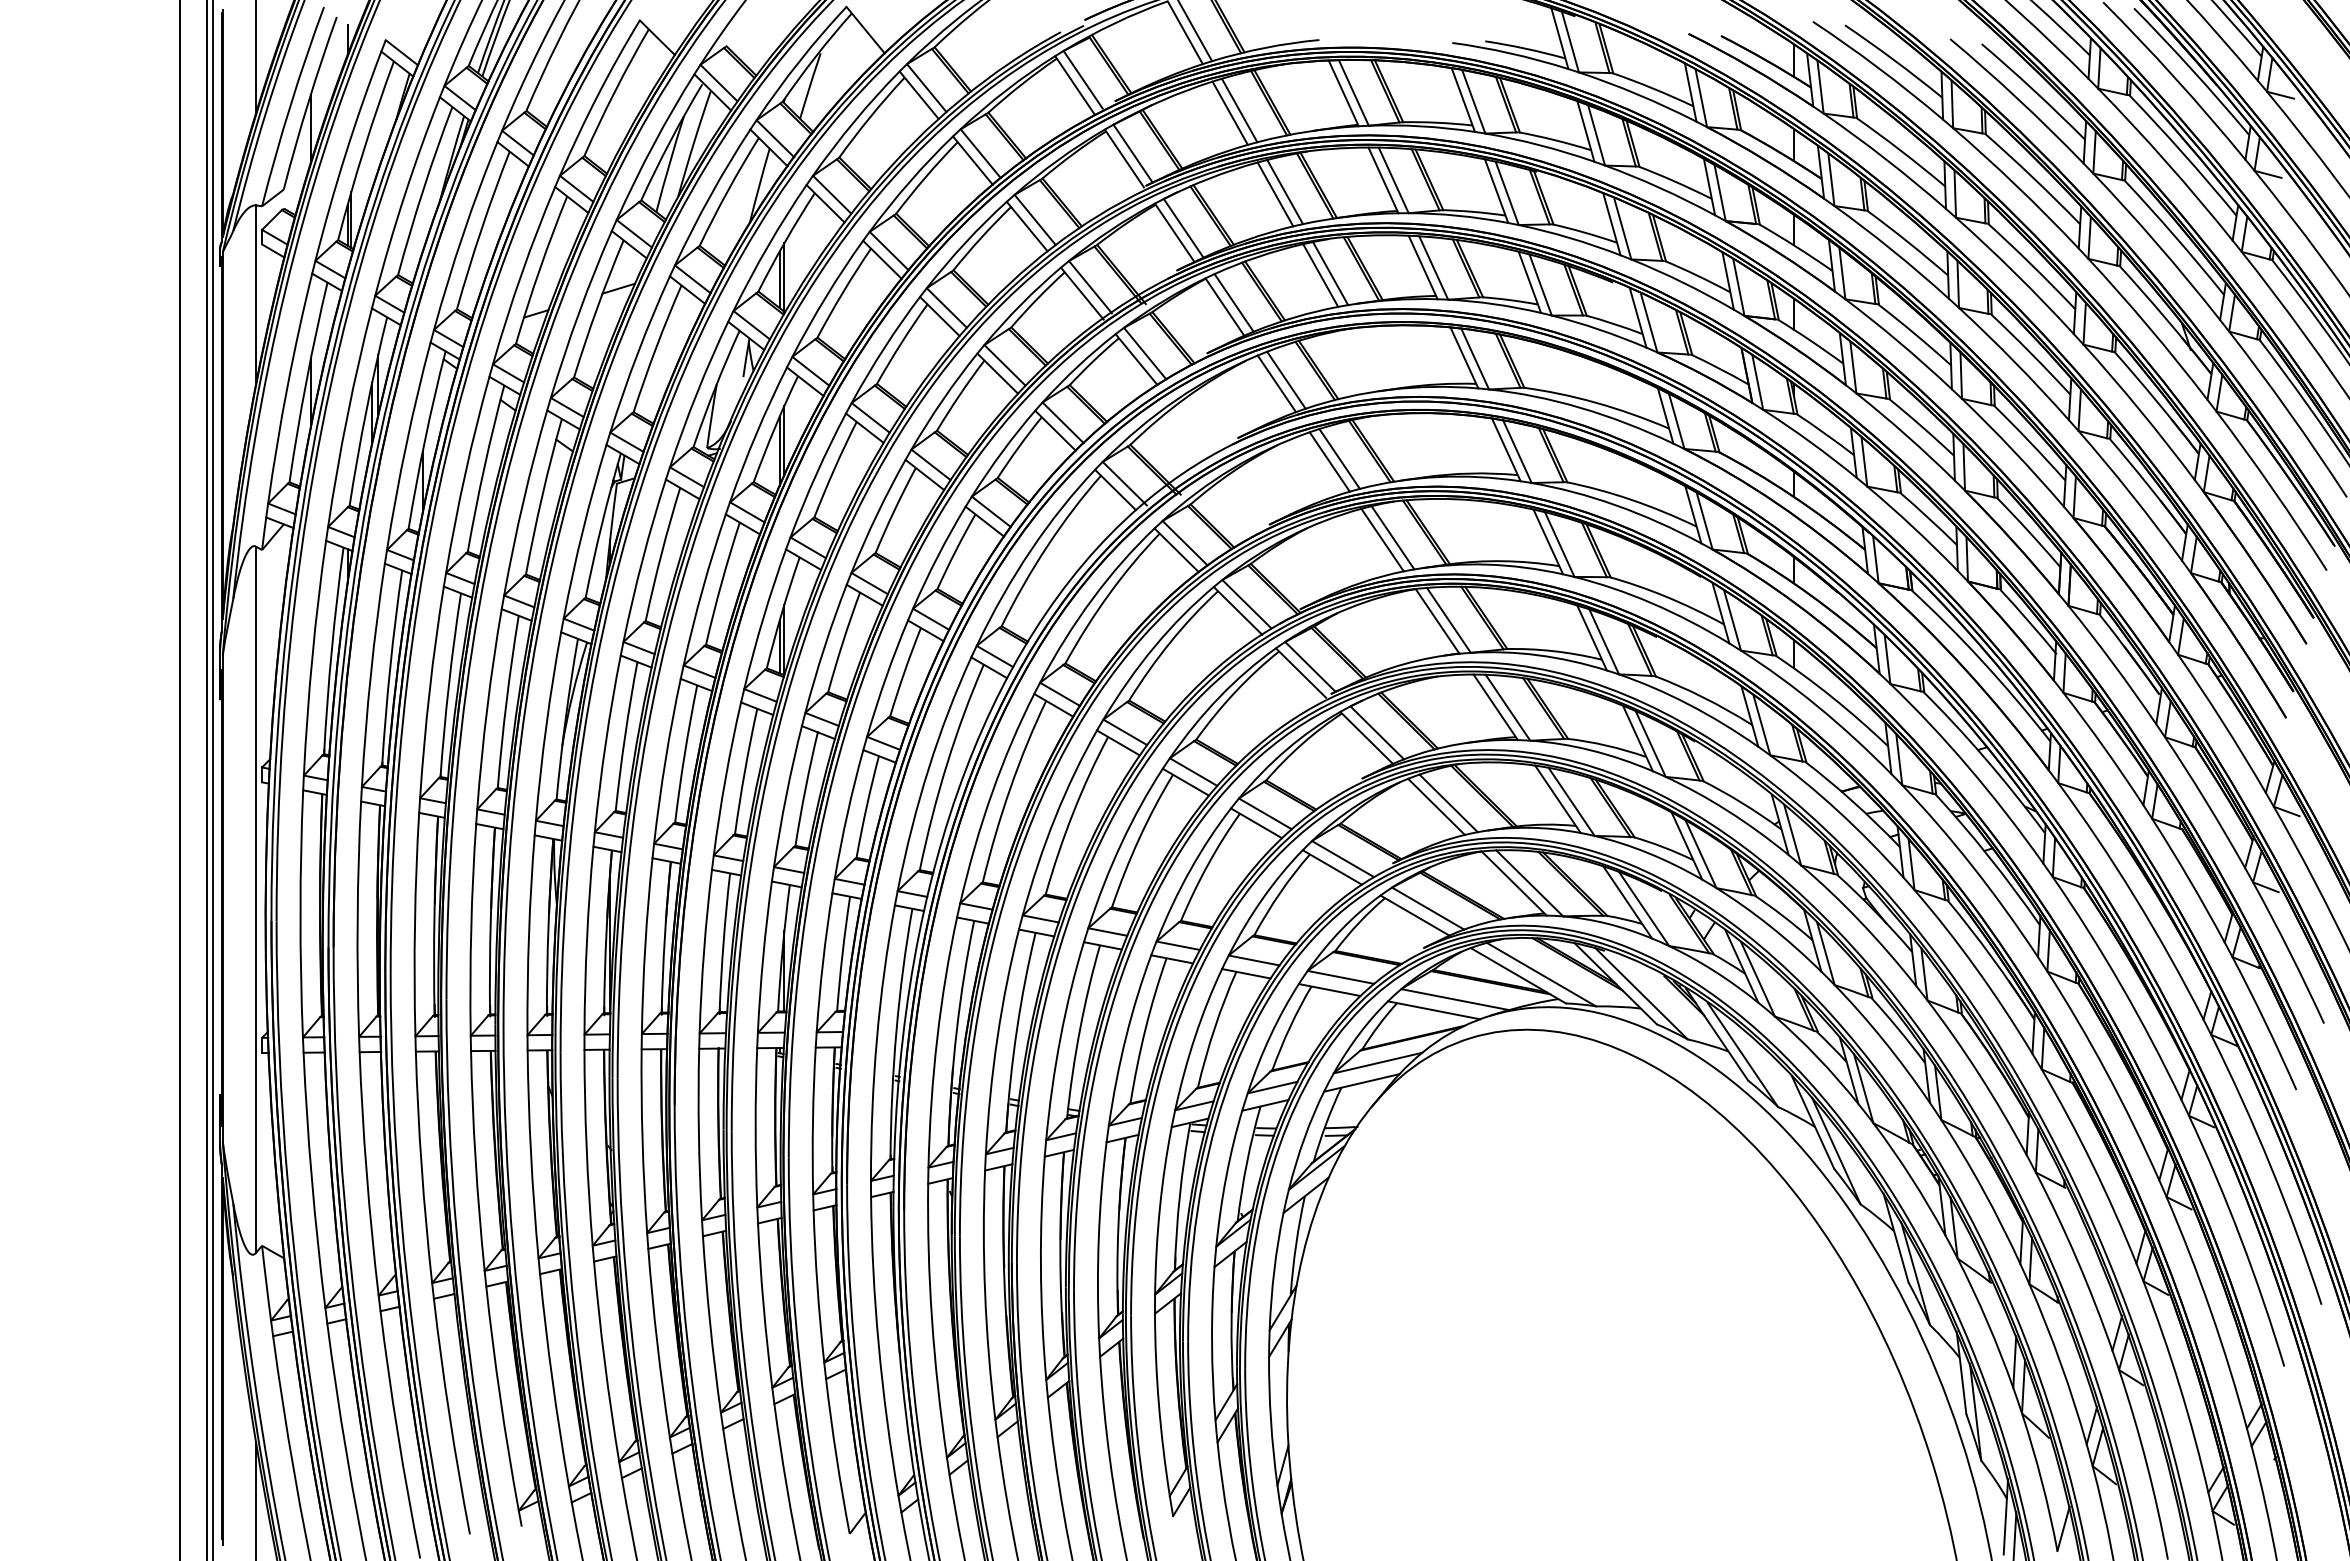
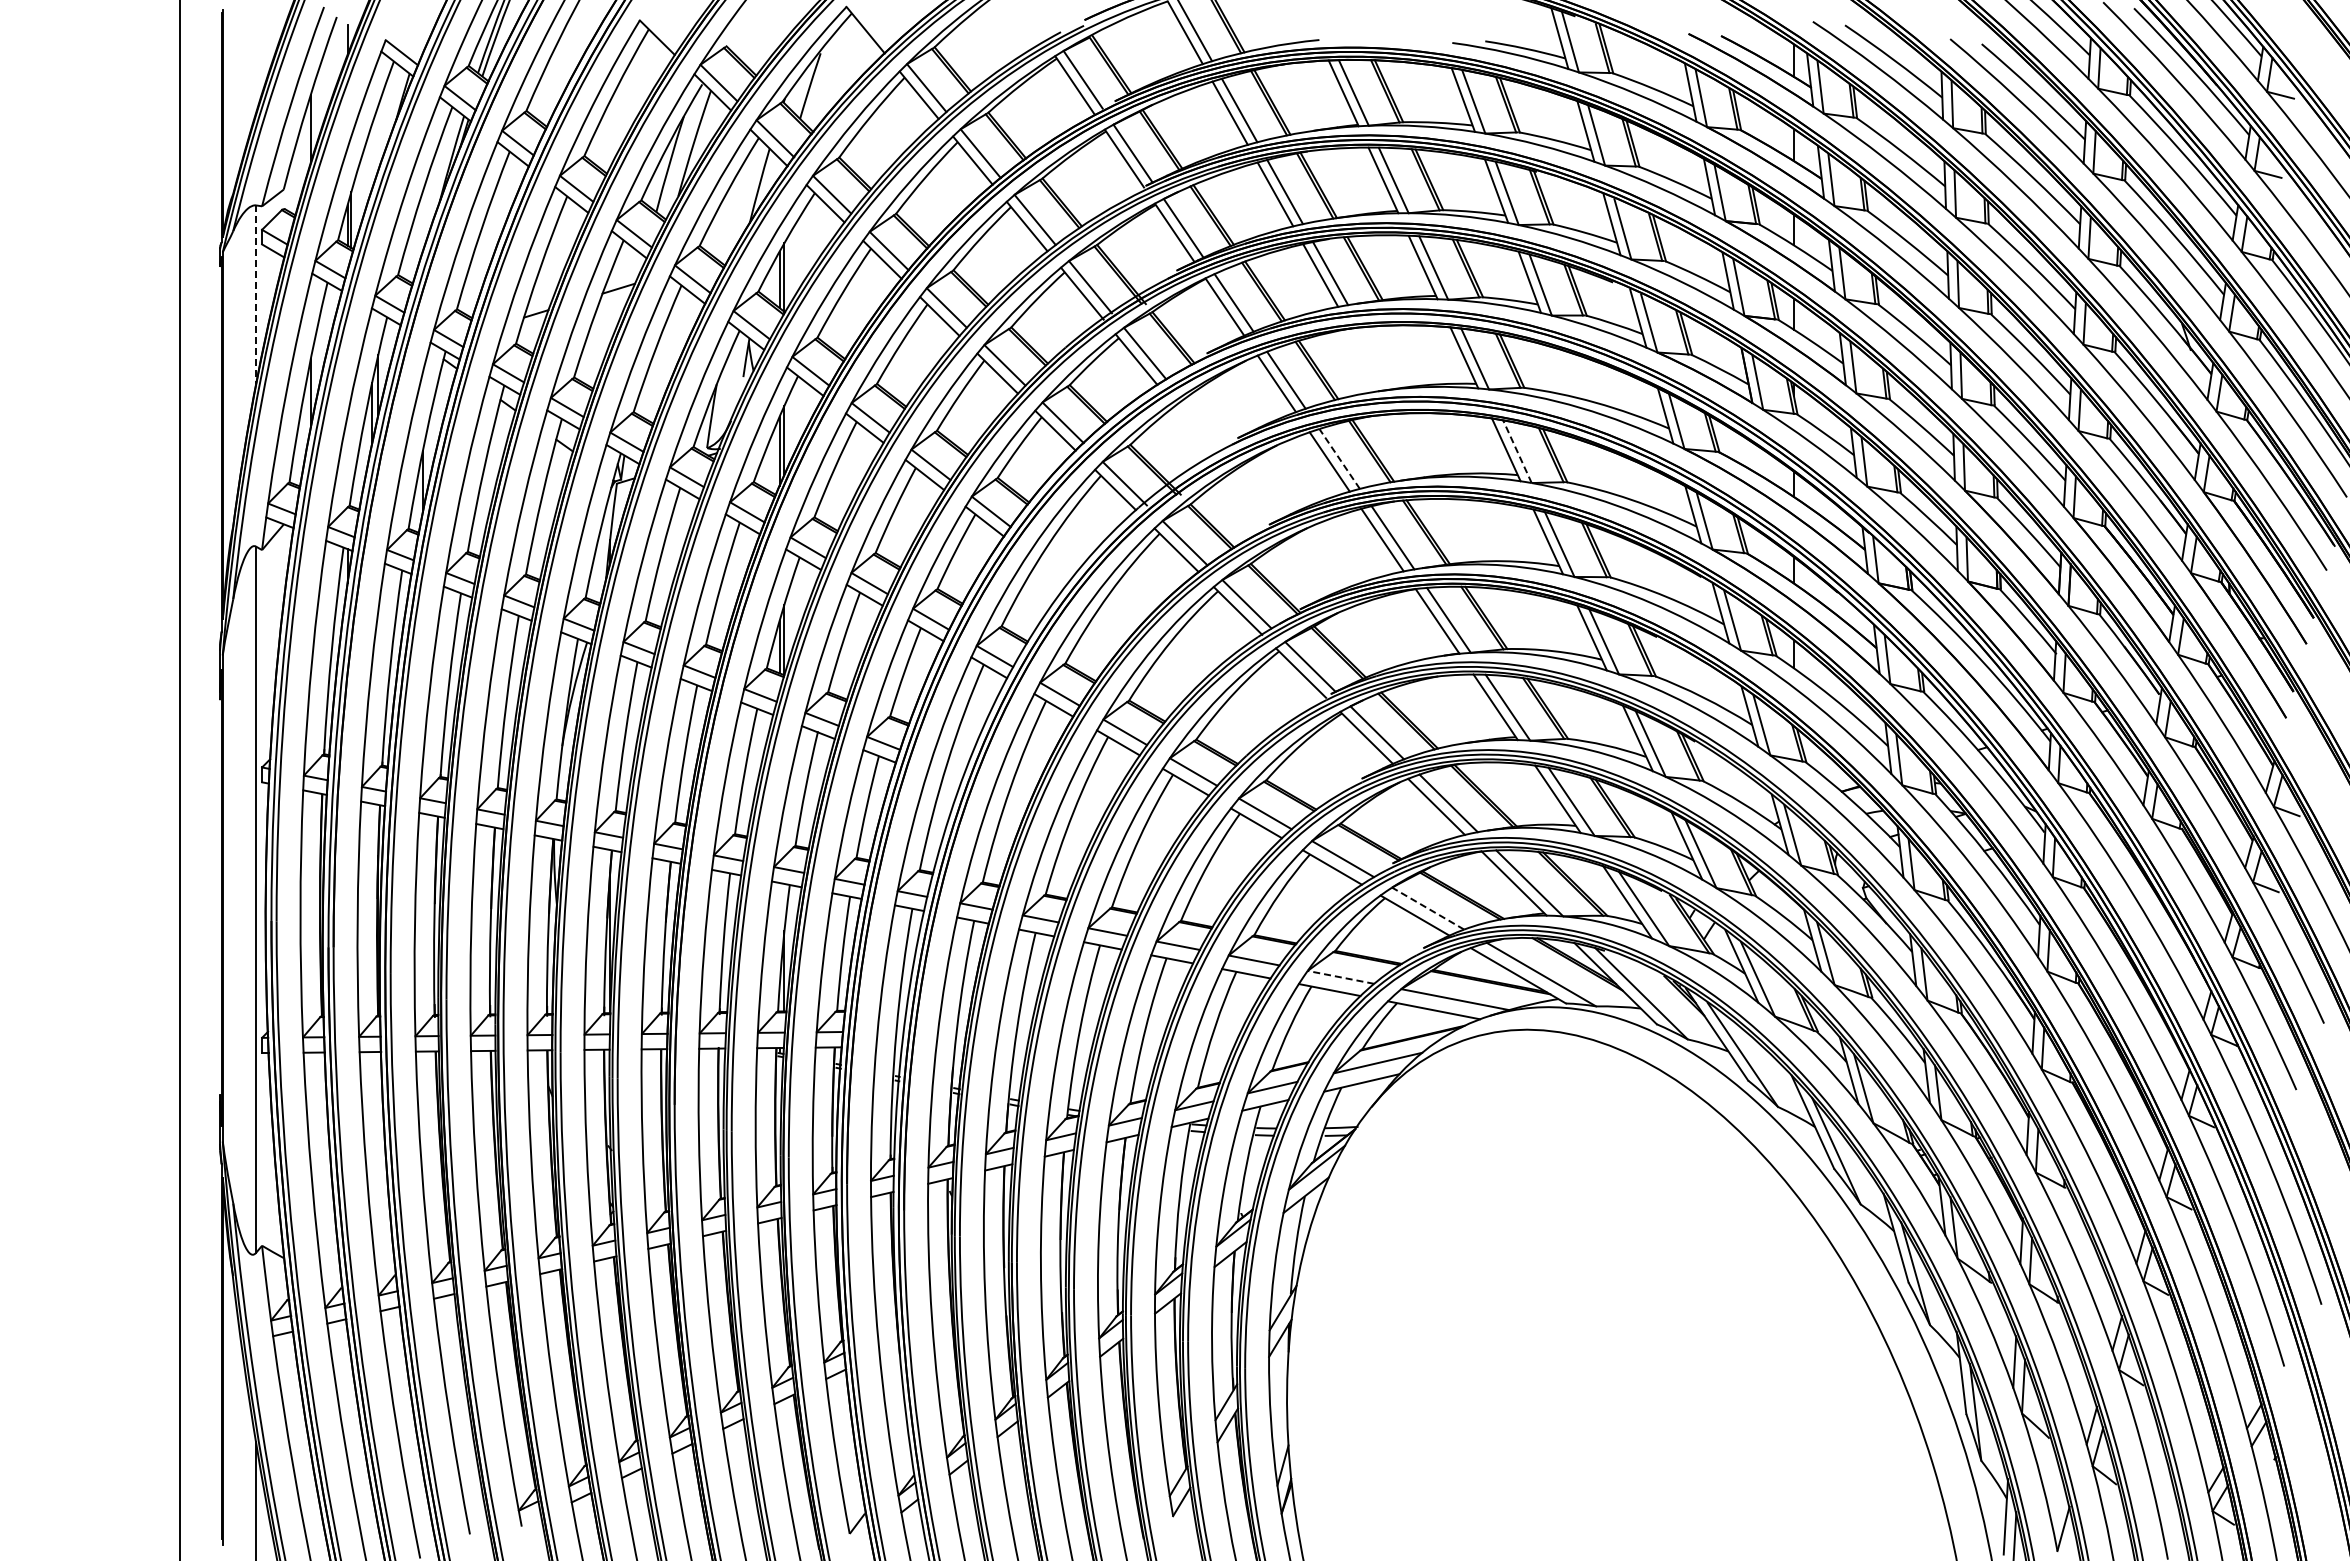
line: present -> none (255, 57)
line: solid -> dashed (255, 295)
line: solid -> dashed (1517, 451)
line: solid -> dashed (1339, 458)
line: present -> none (206, 779)
line: present -> none (212, 779)
line: solid -> dashed (1428, 908)
line: solid -> dashed (1340, 977)
